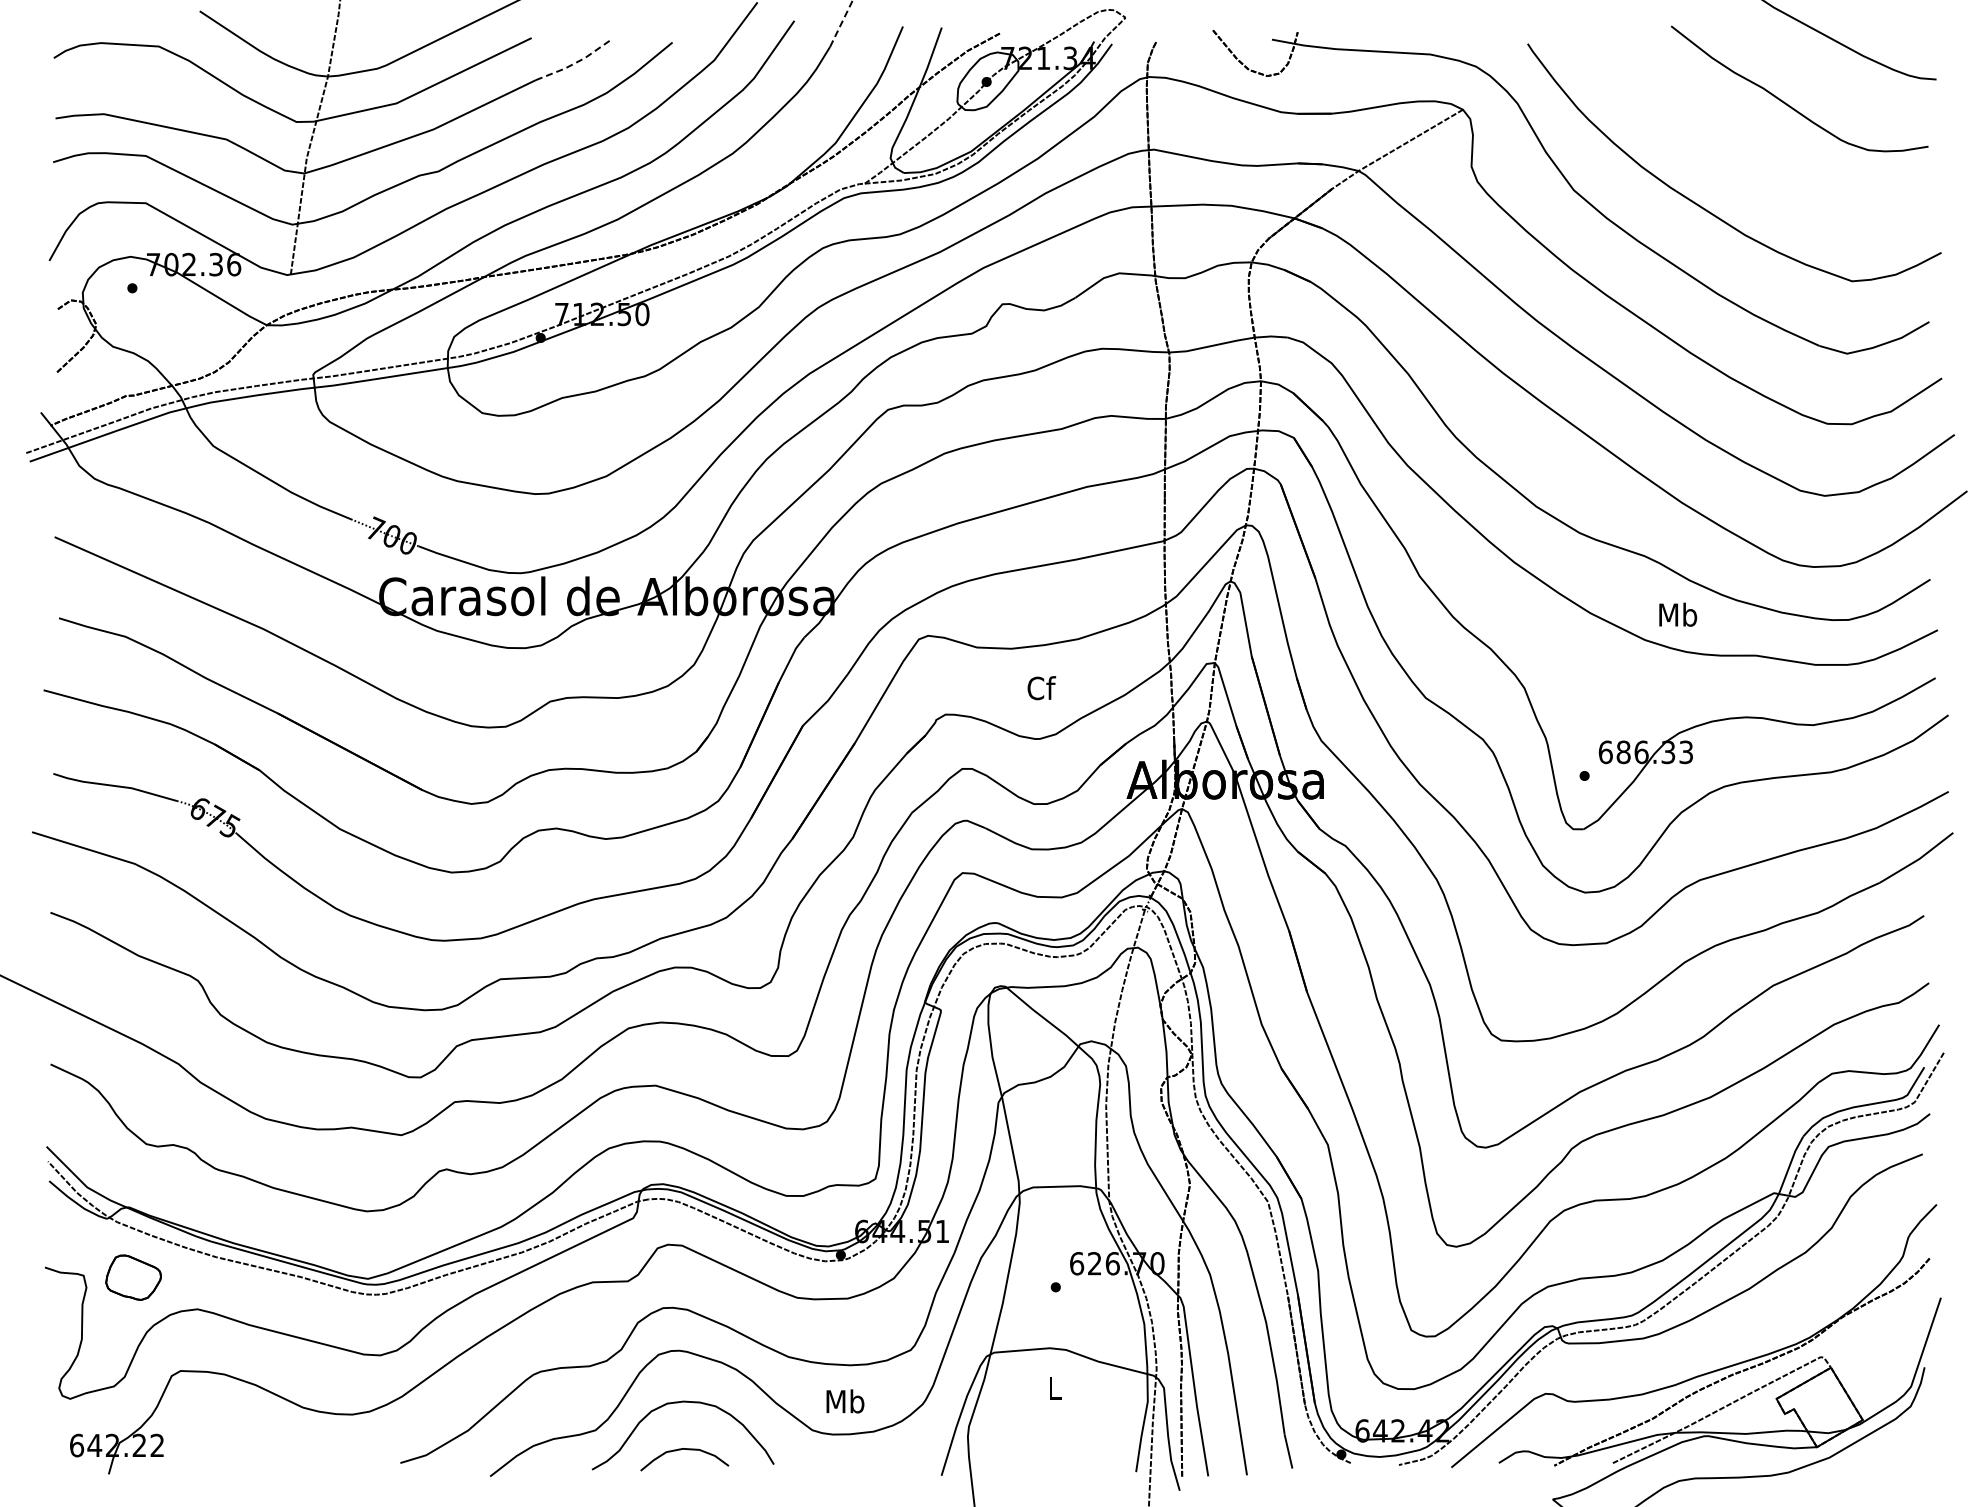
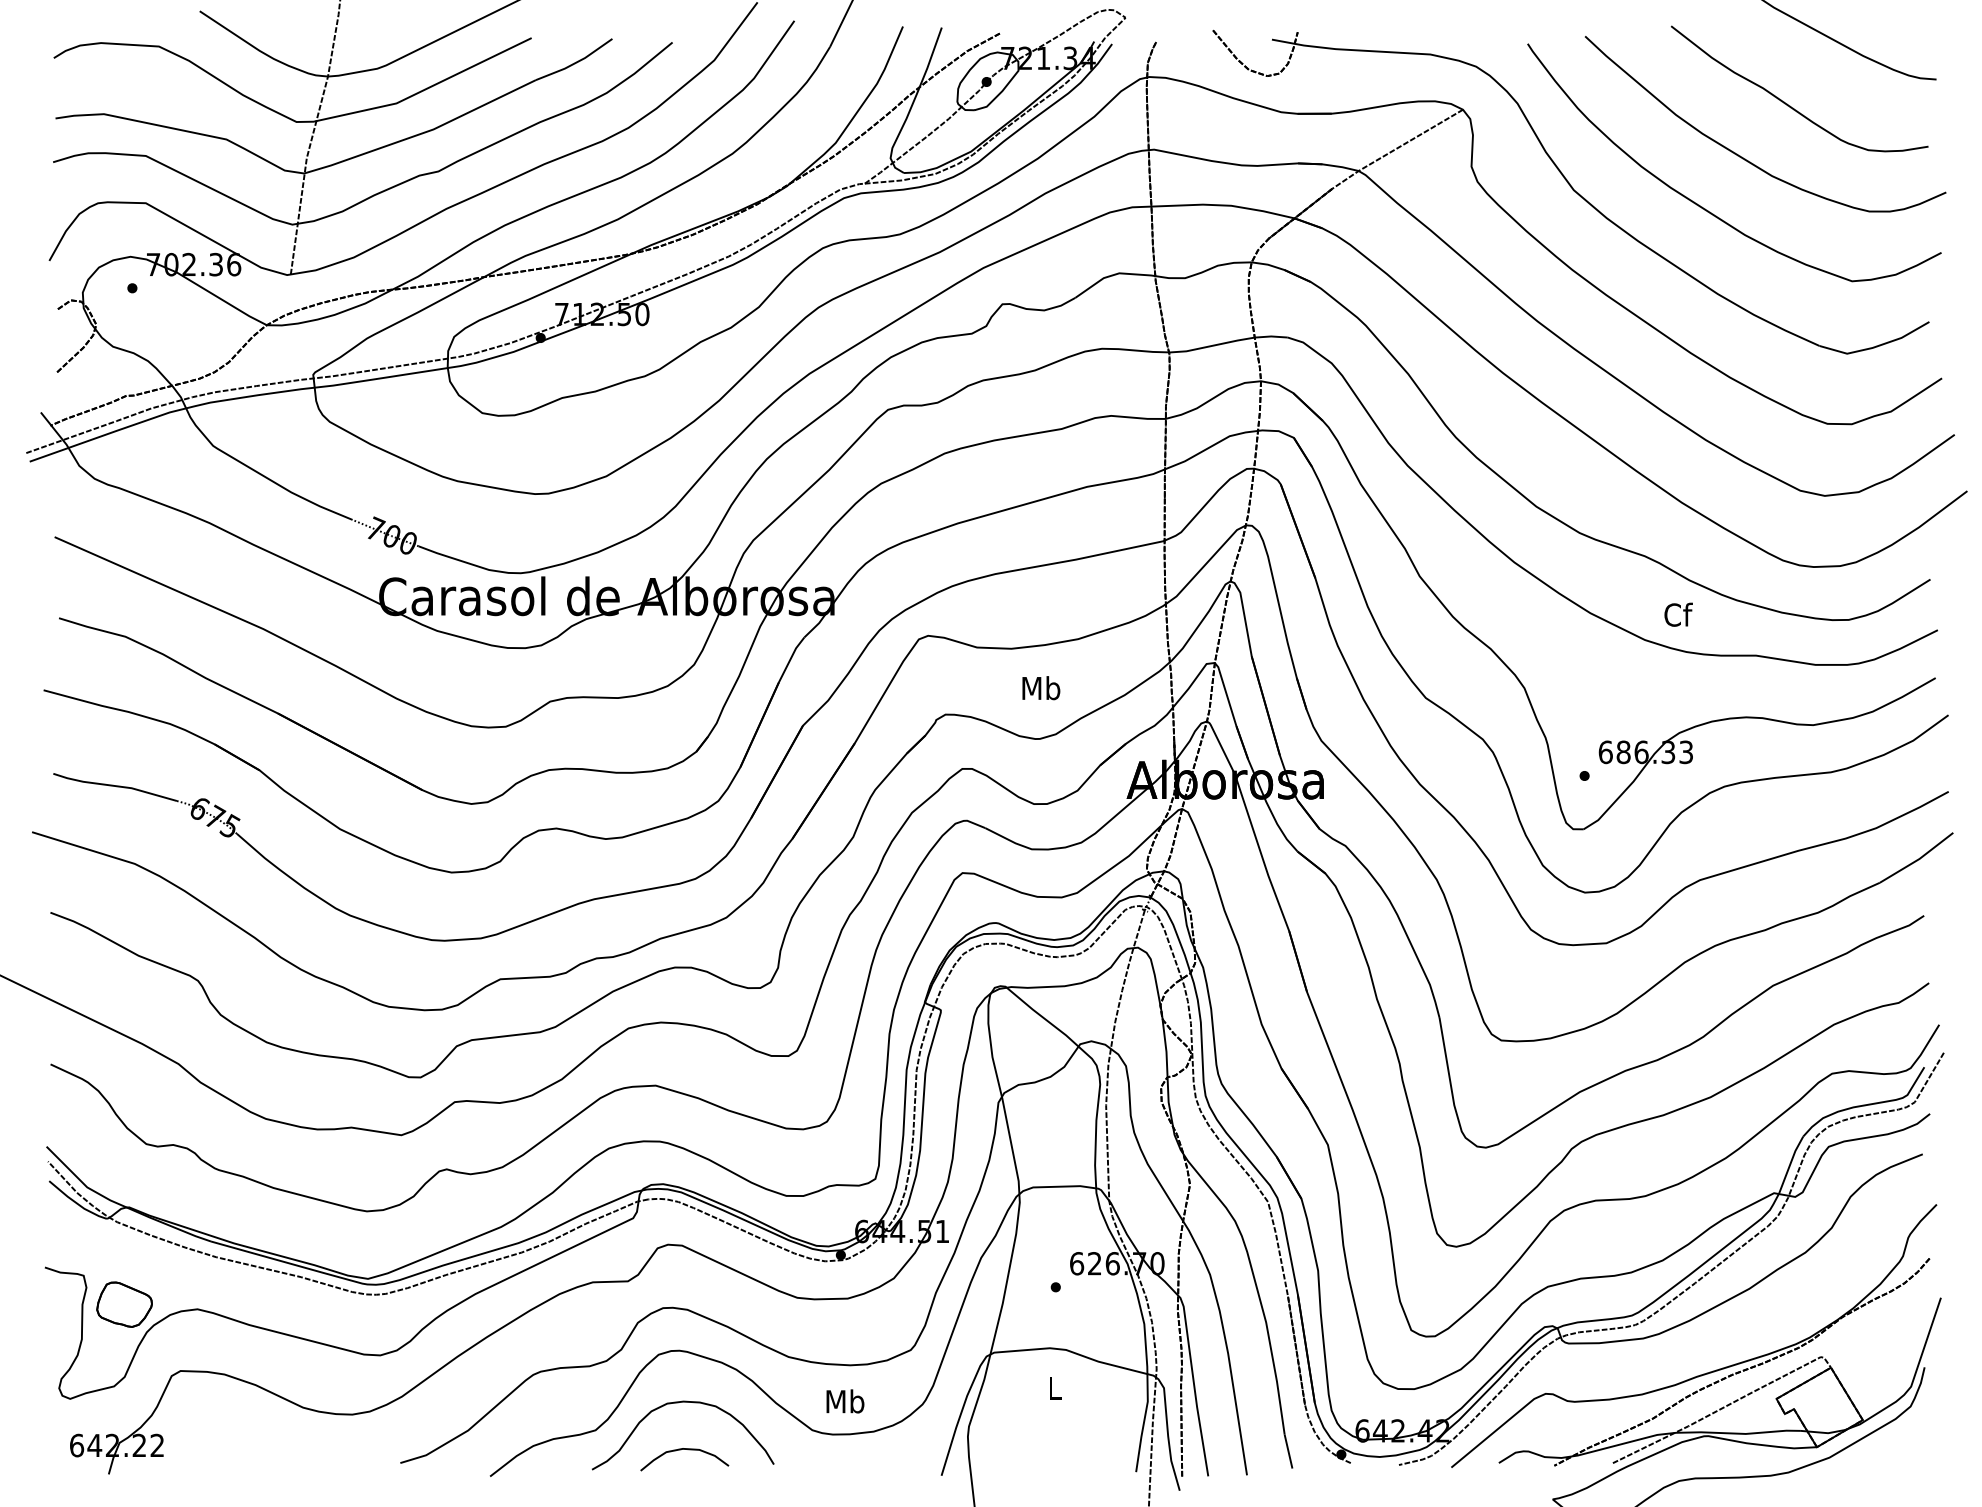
line: dashed -> solid (841, 23)
line: dashed -> solid (576, 62)
curve: none -> present (1745, 158)
text: Mb -> Cf (1678, 614)
text: Cf -> Mb (1041, 688)
part position: (133, 1277) -> (124, 1304) (124, 1304)
